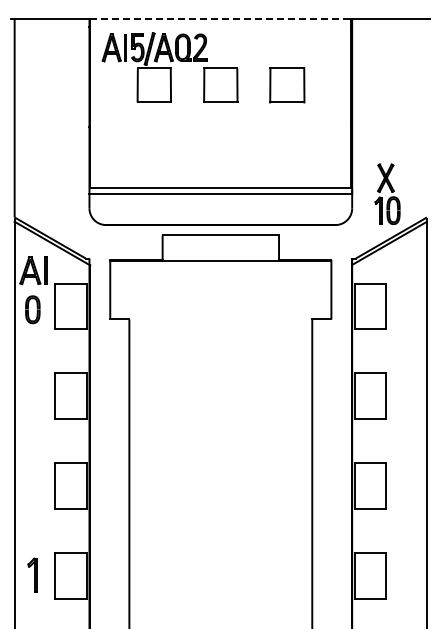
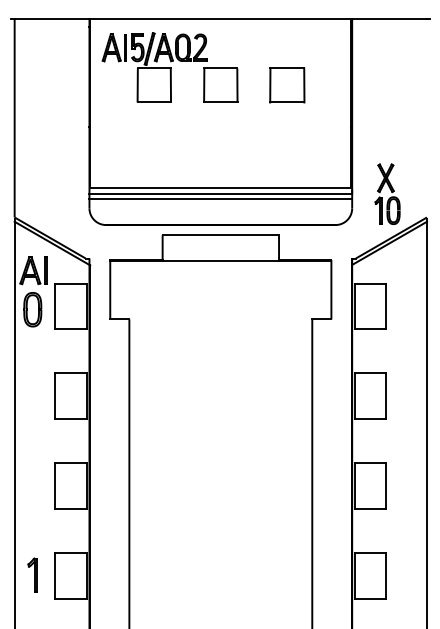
line: dashed -> solid (220, 18)
line: none -> present (220, 198)
part size: 16x30 px -> 20x36 px (32, 309)
